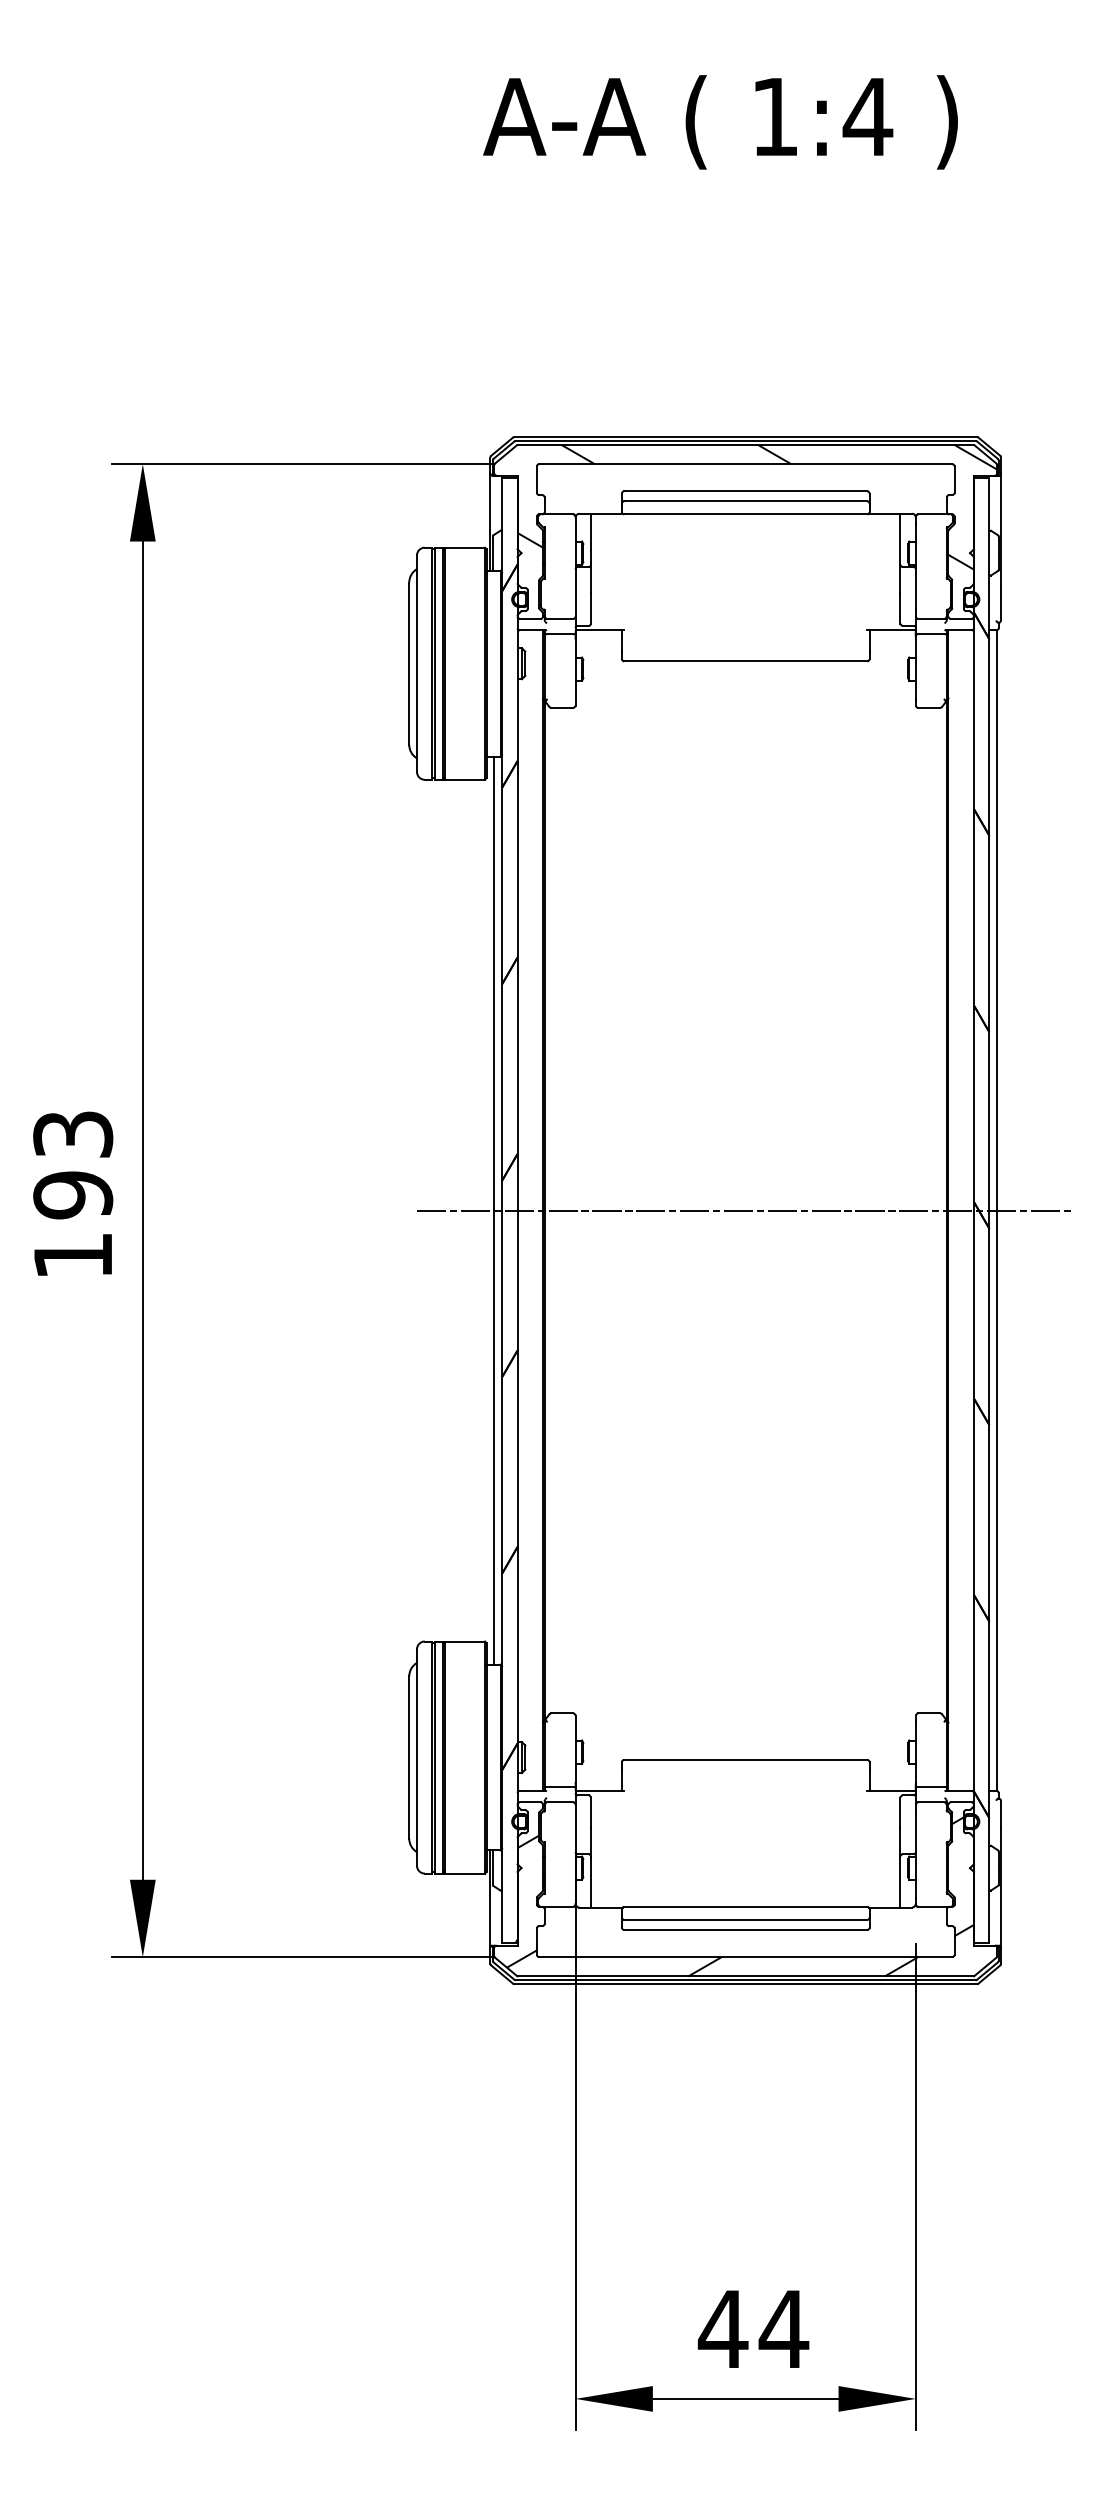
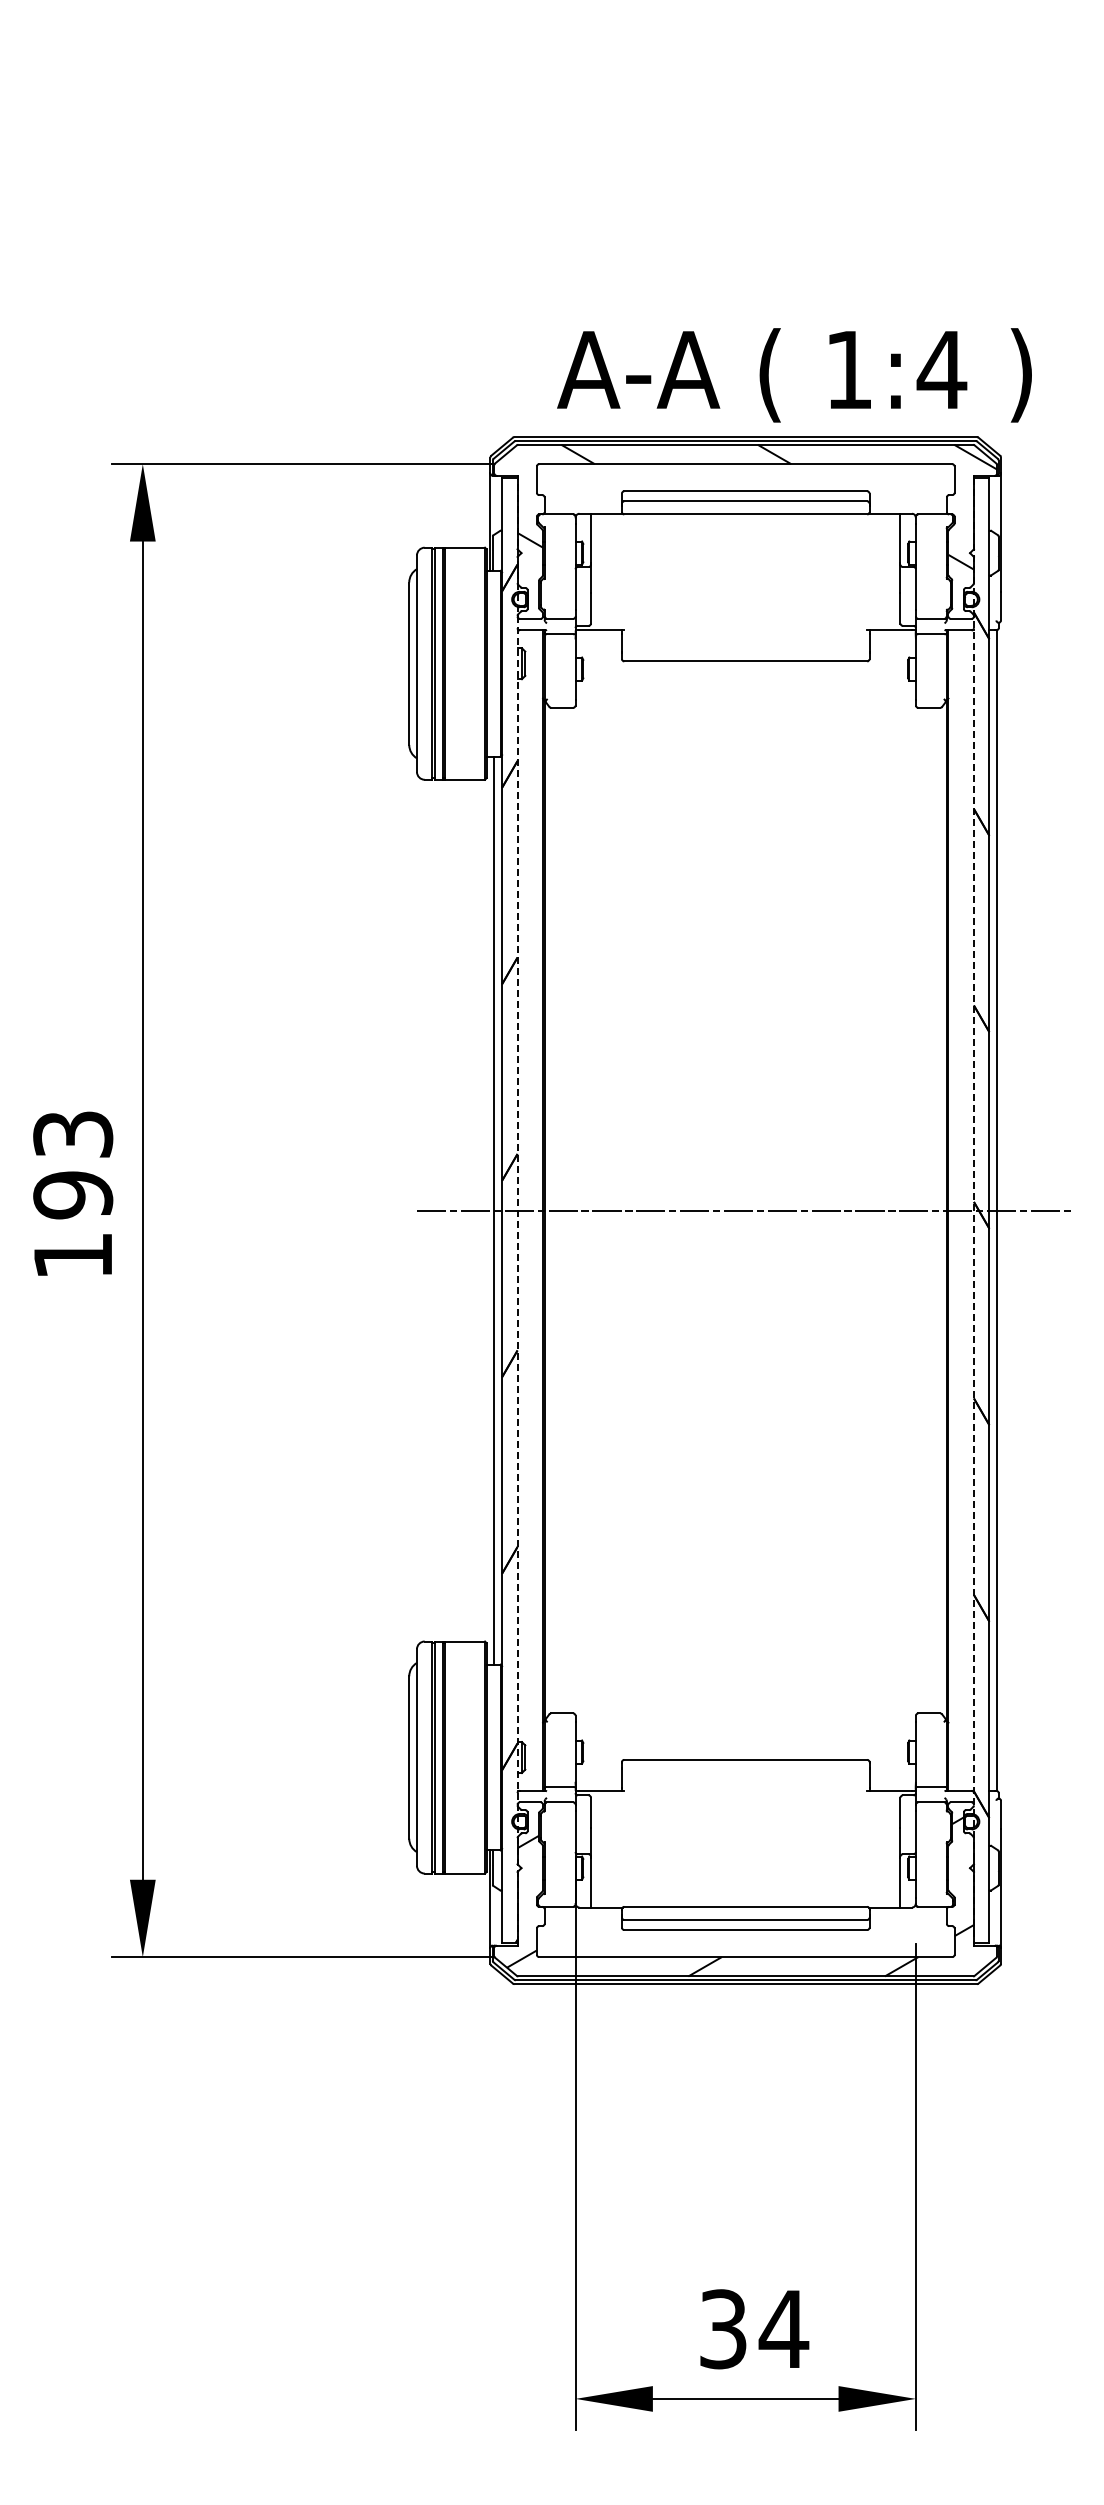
text position: (720, 122) -> (794, 375) (794, 375)
line: solid -> dashed (517, 1210)
line: solid -> dashed (973, 1210)
text: 44 -> 34 (722, 2329)
